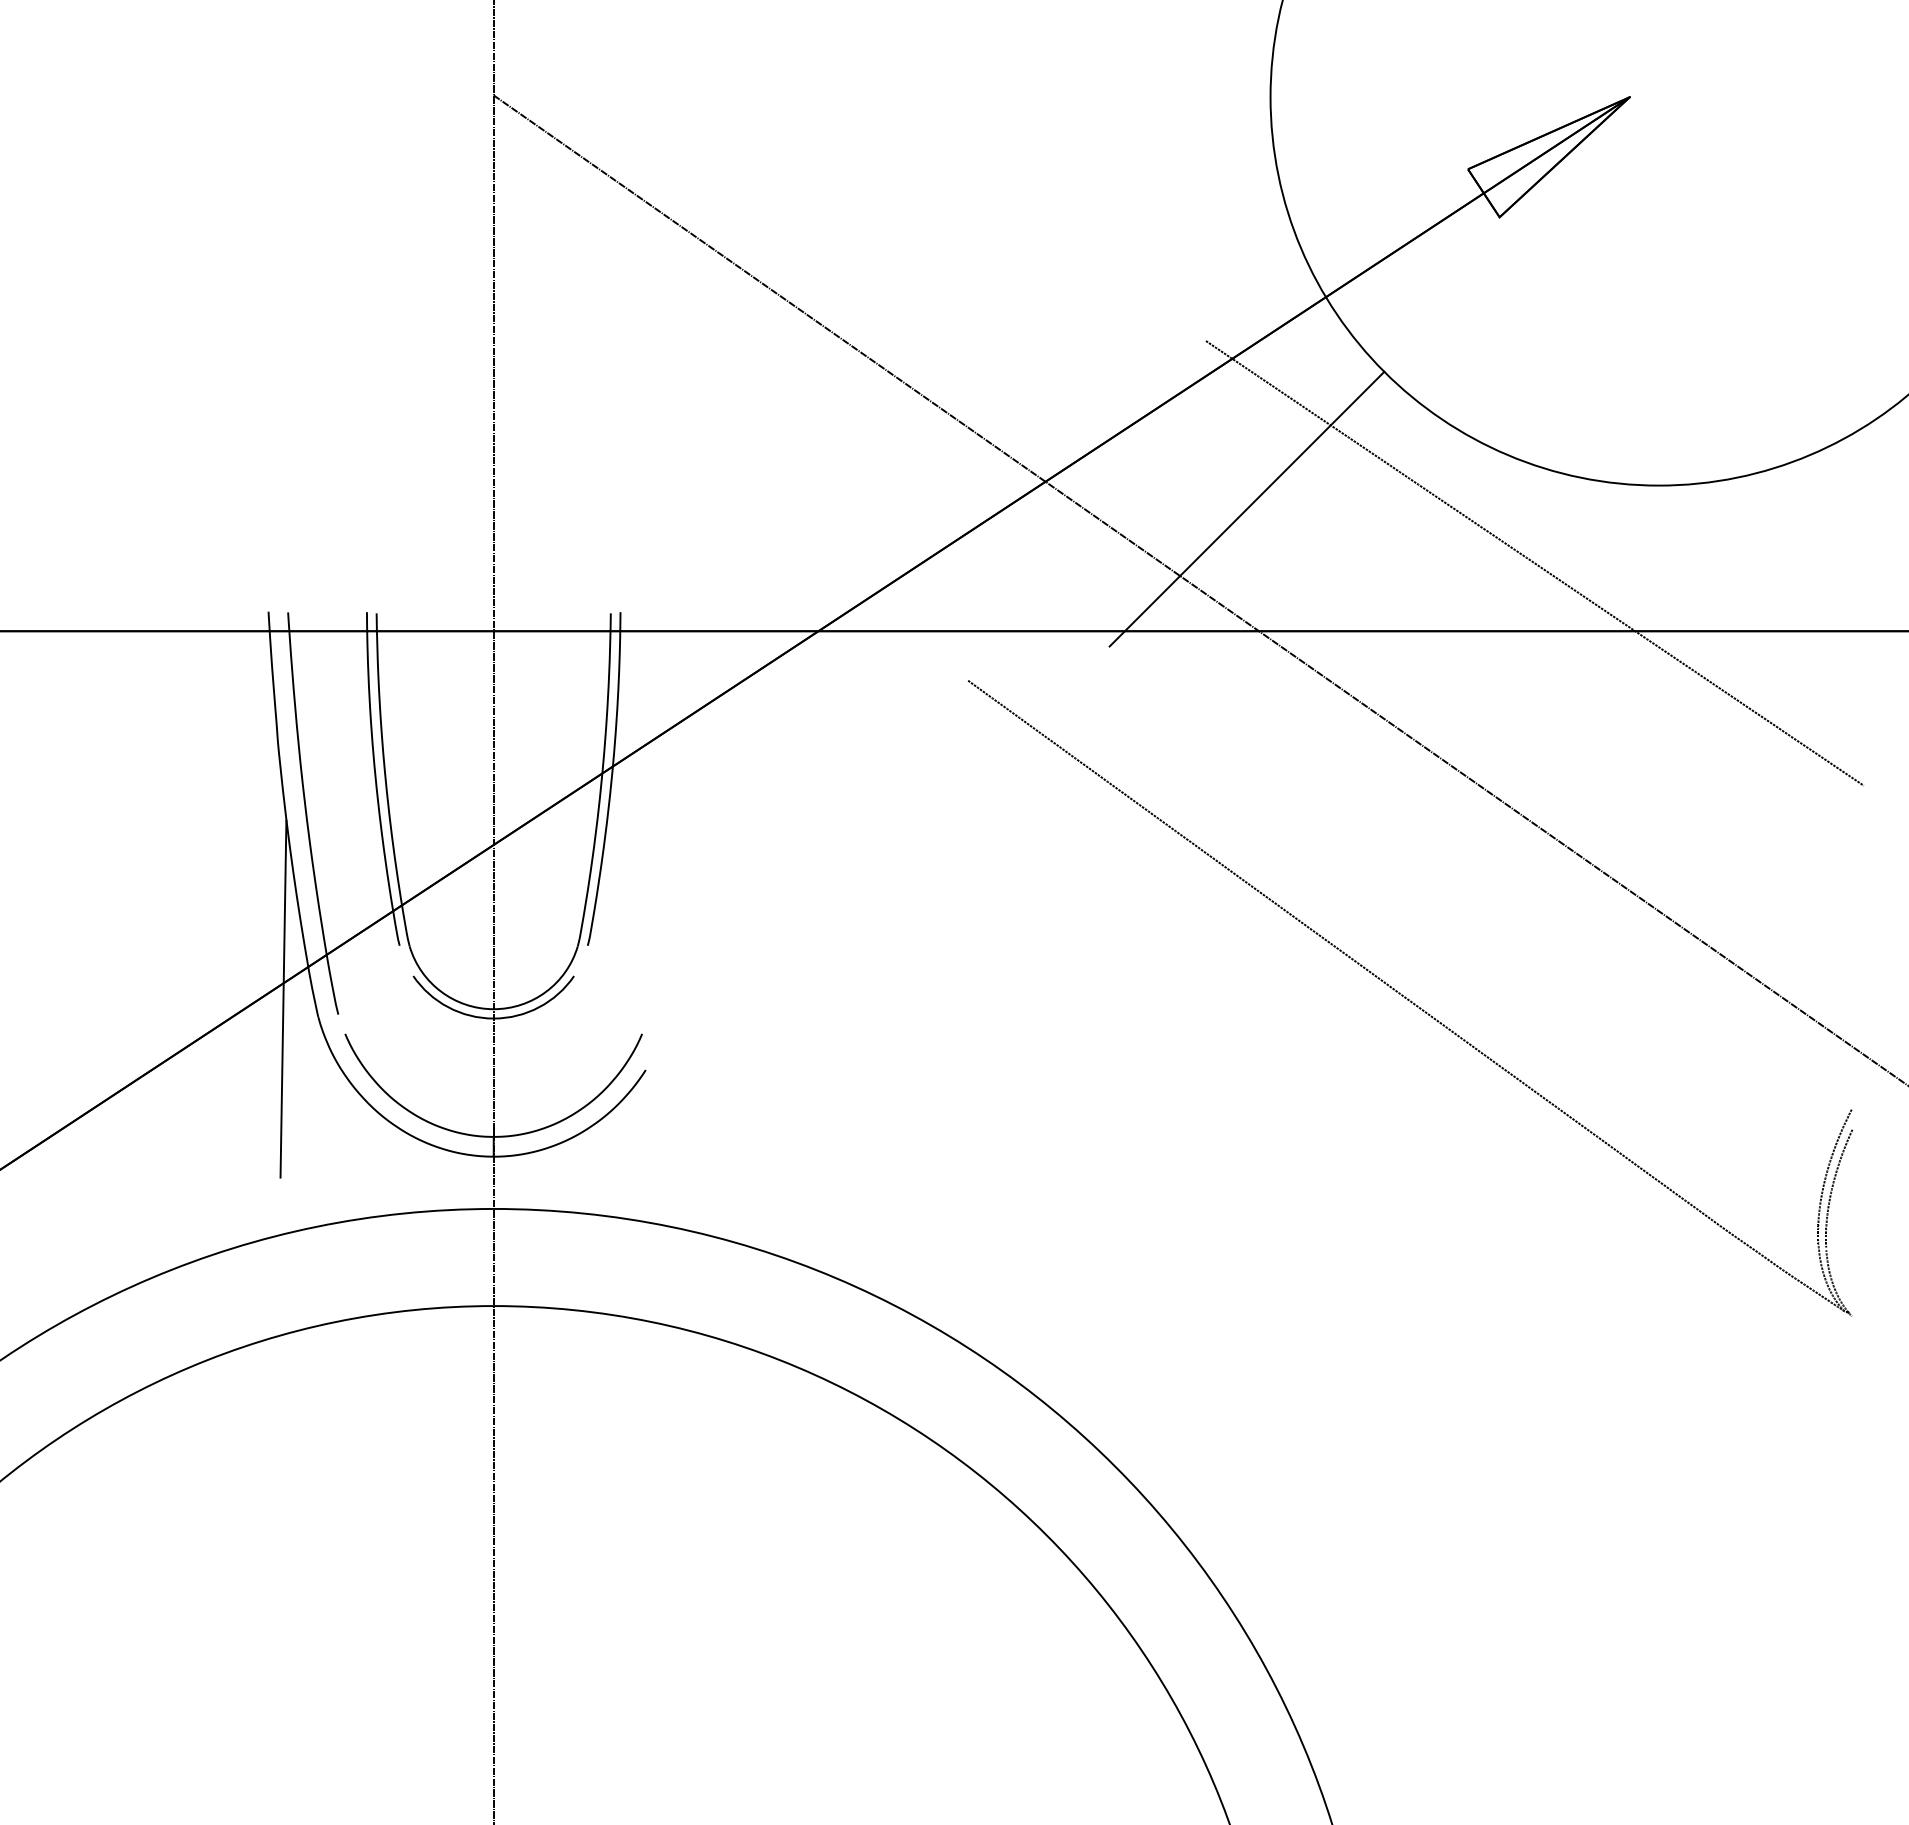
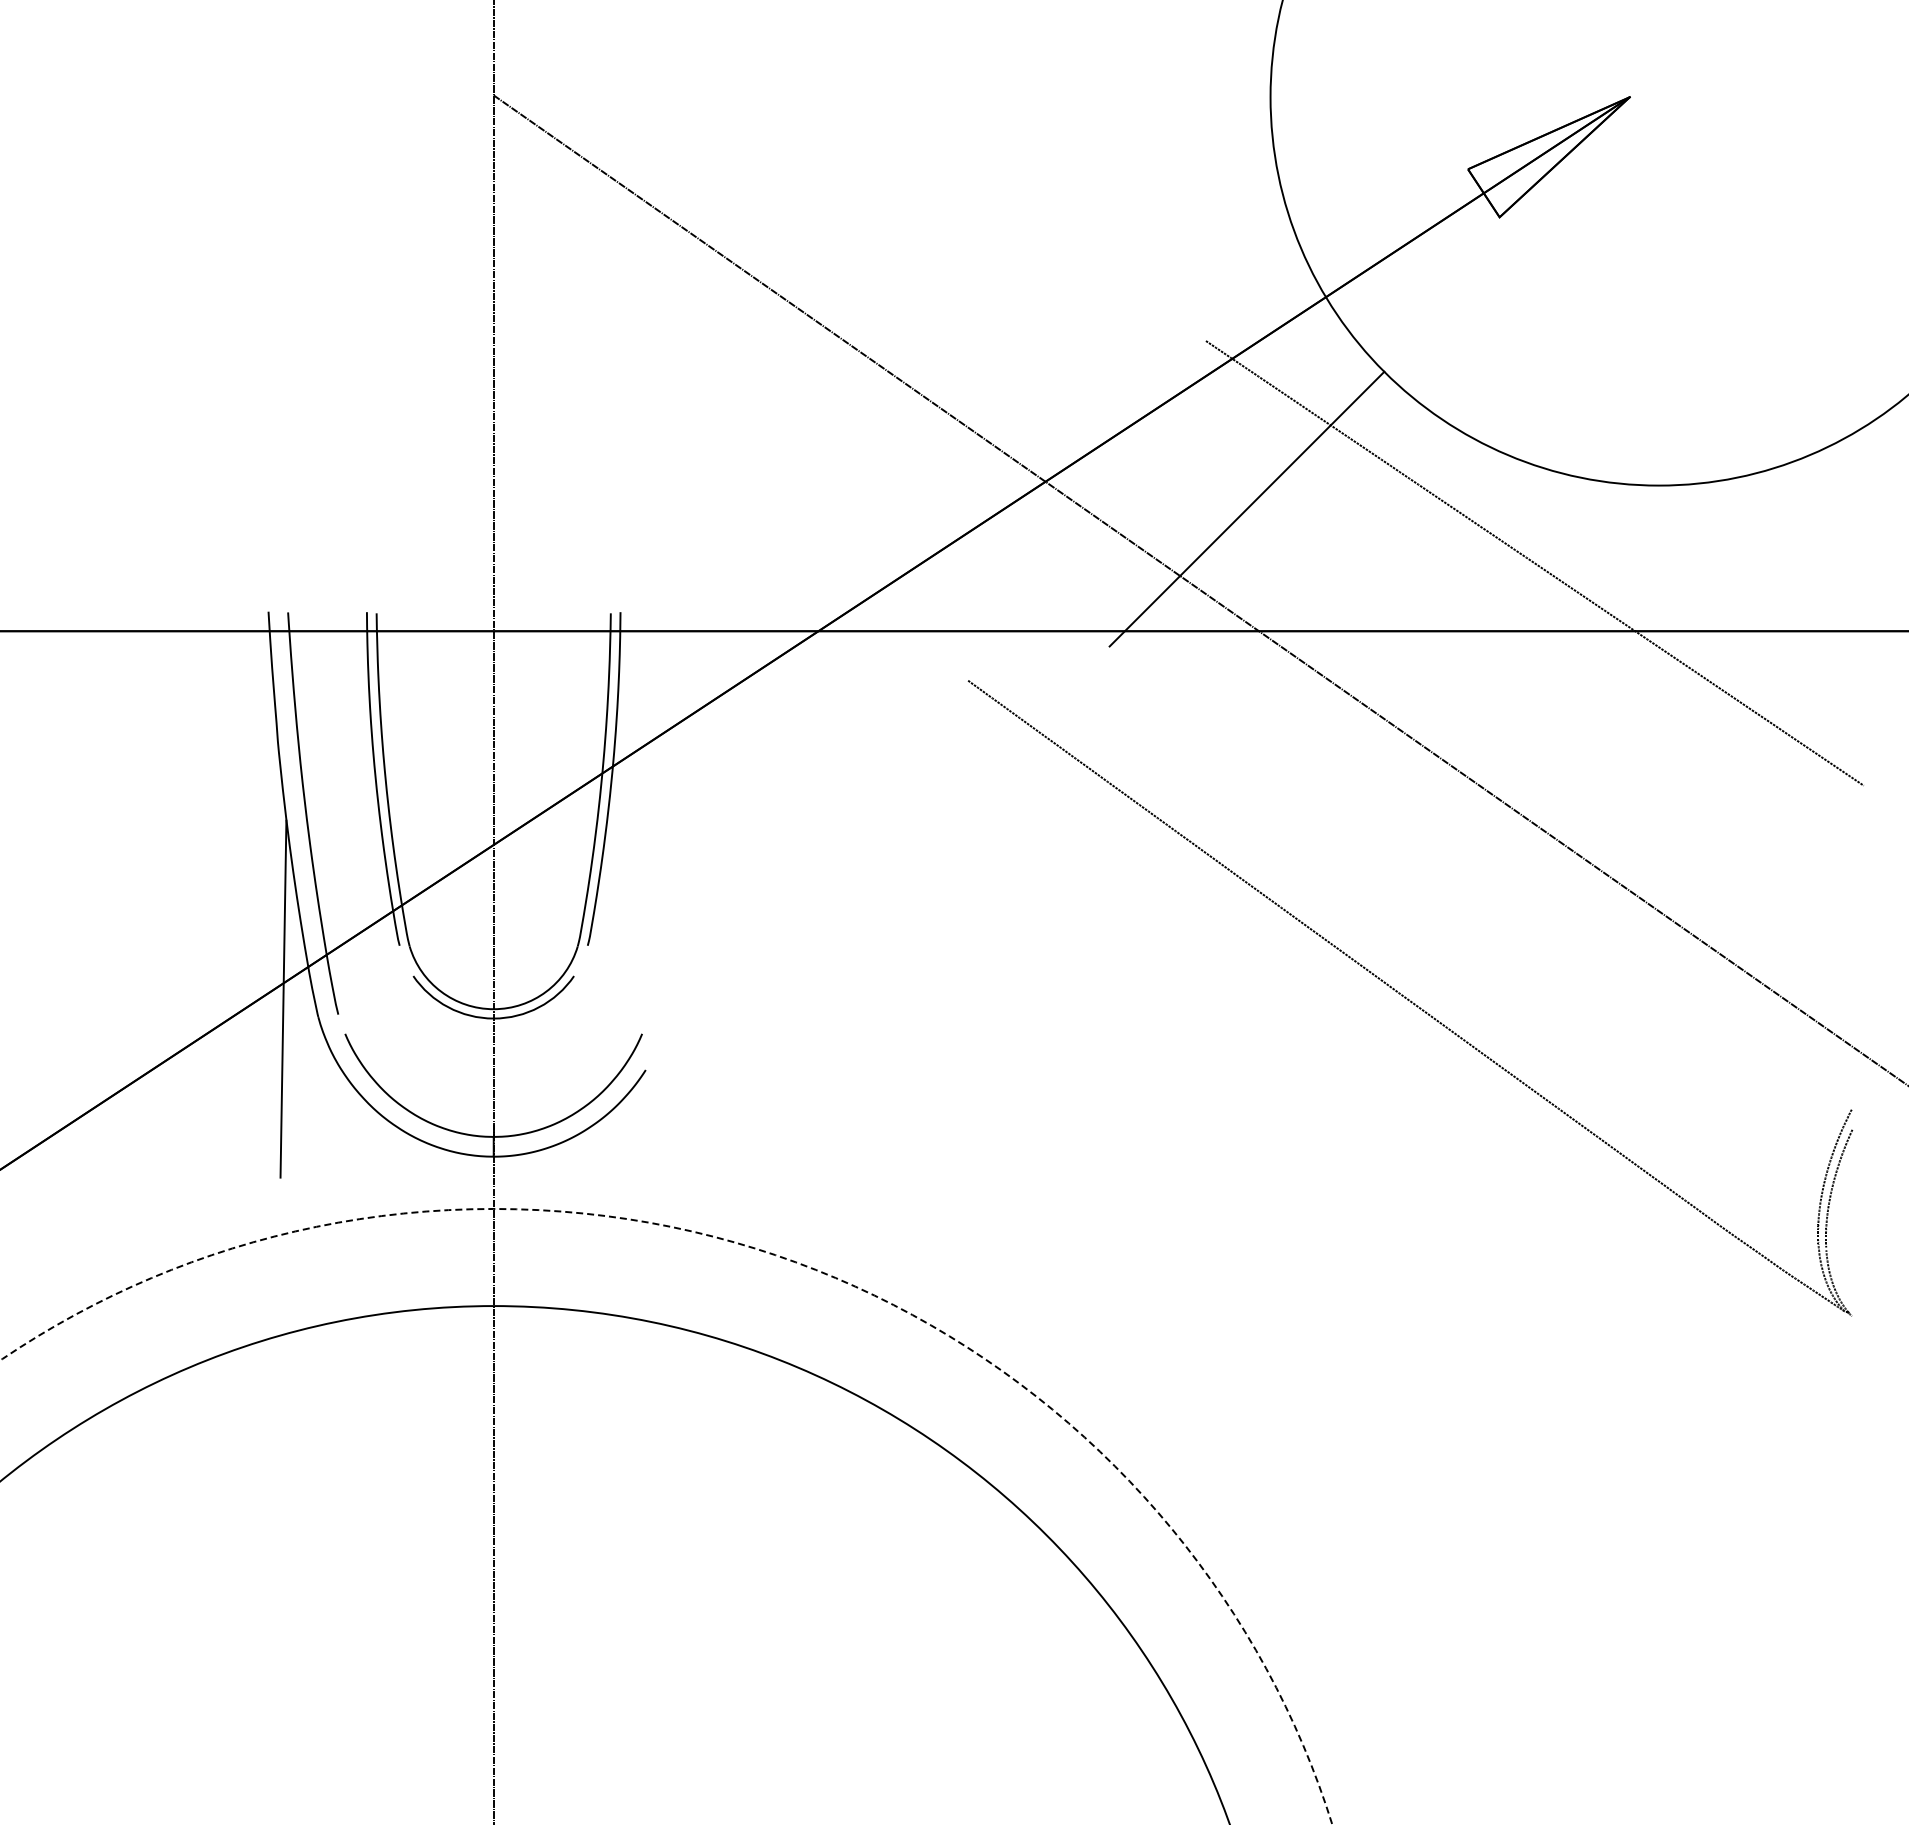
circle: solid -> dashed (666, 1516)
